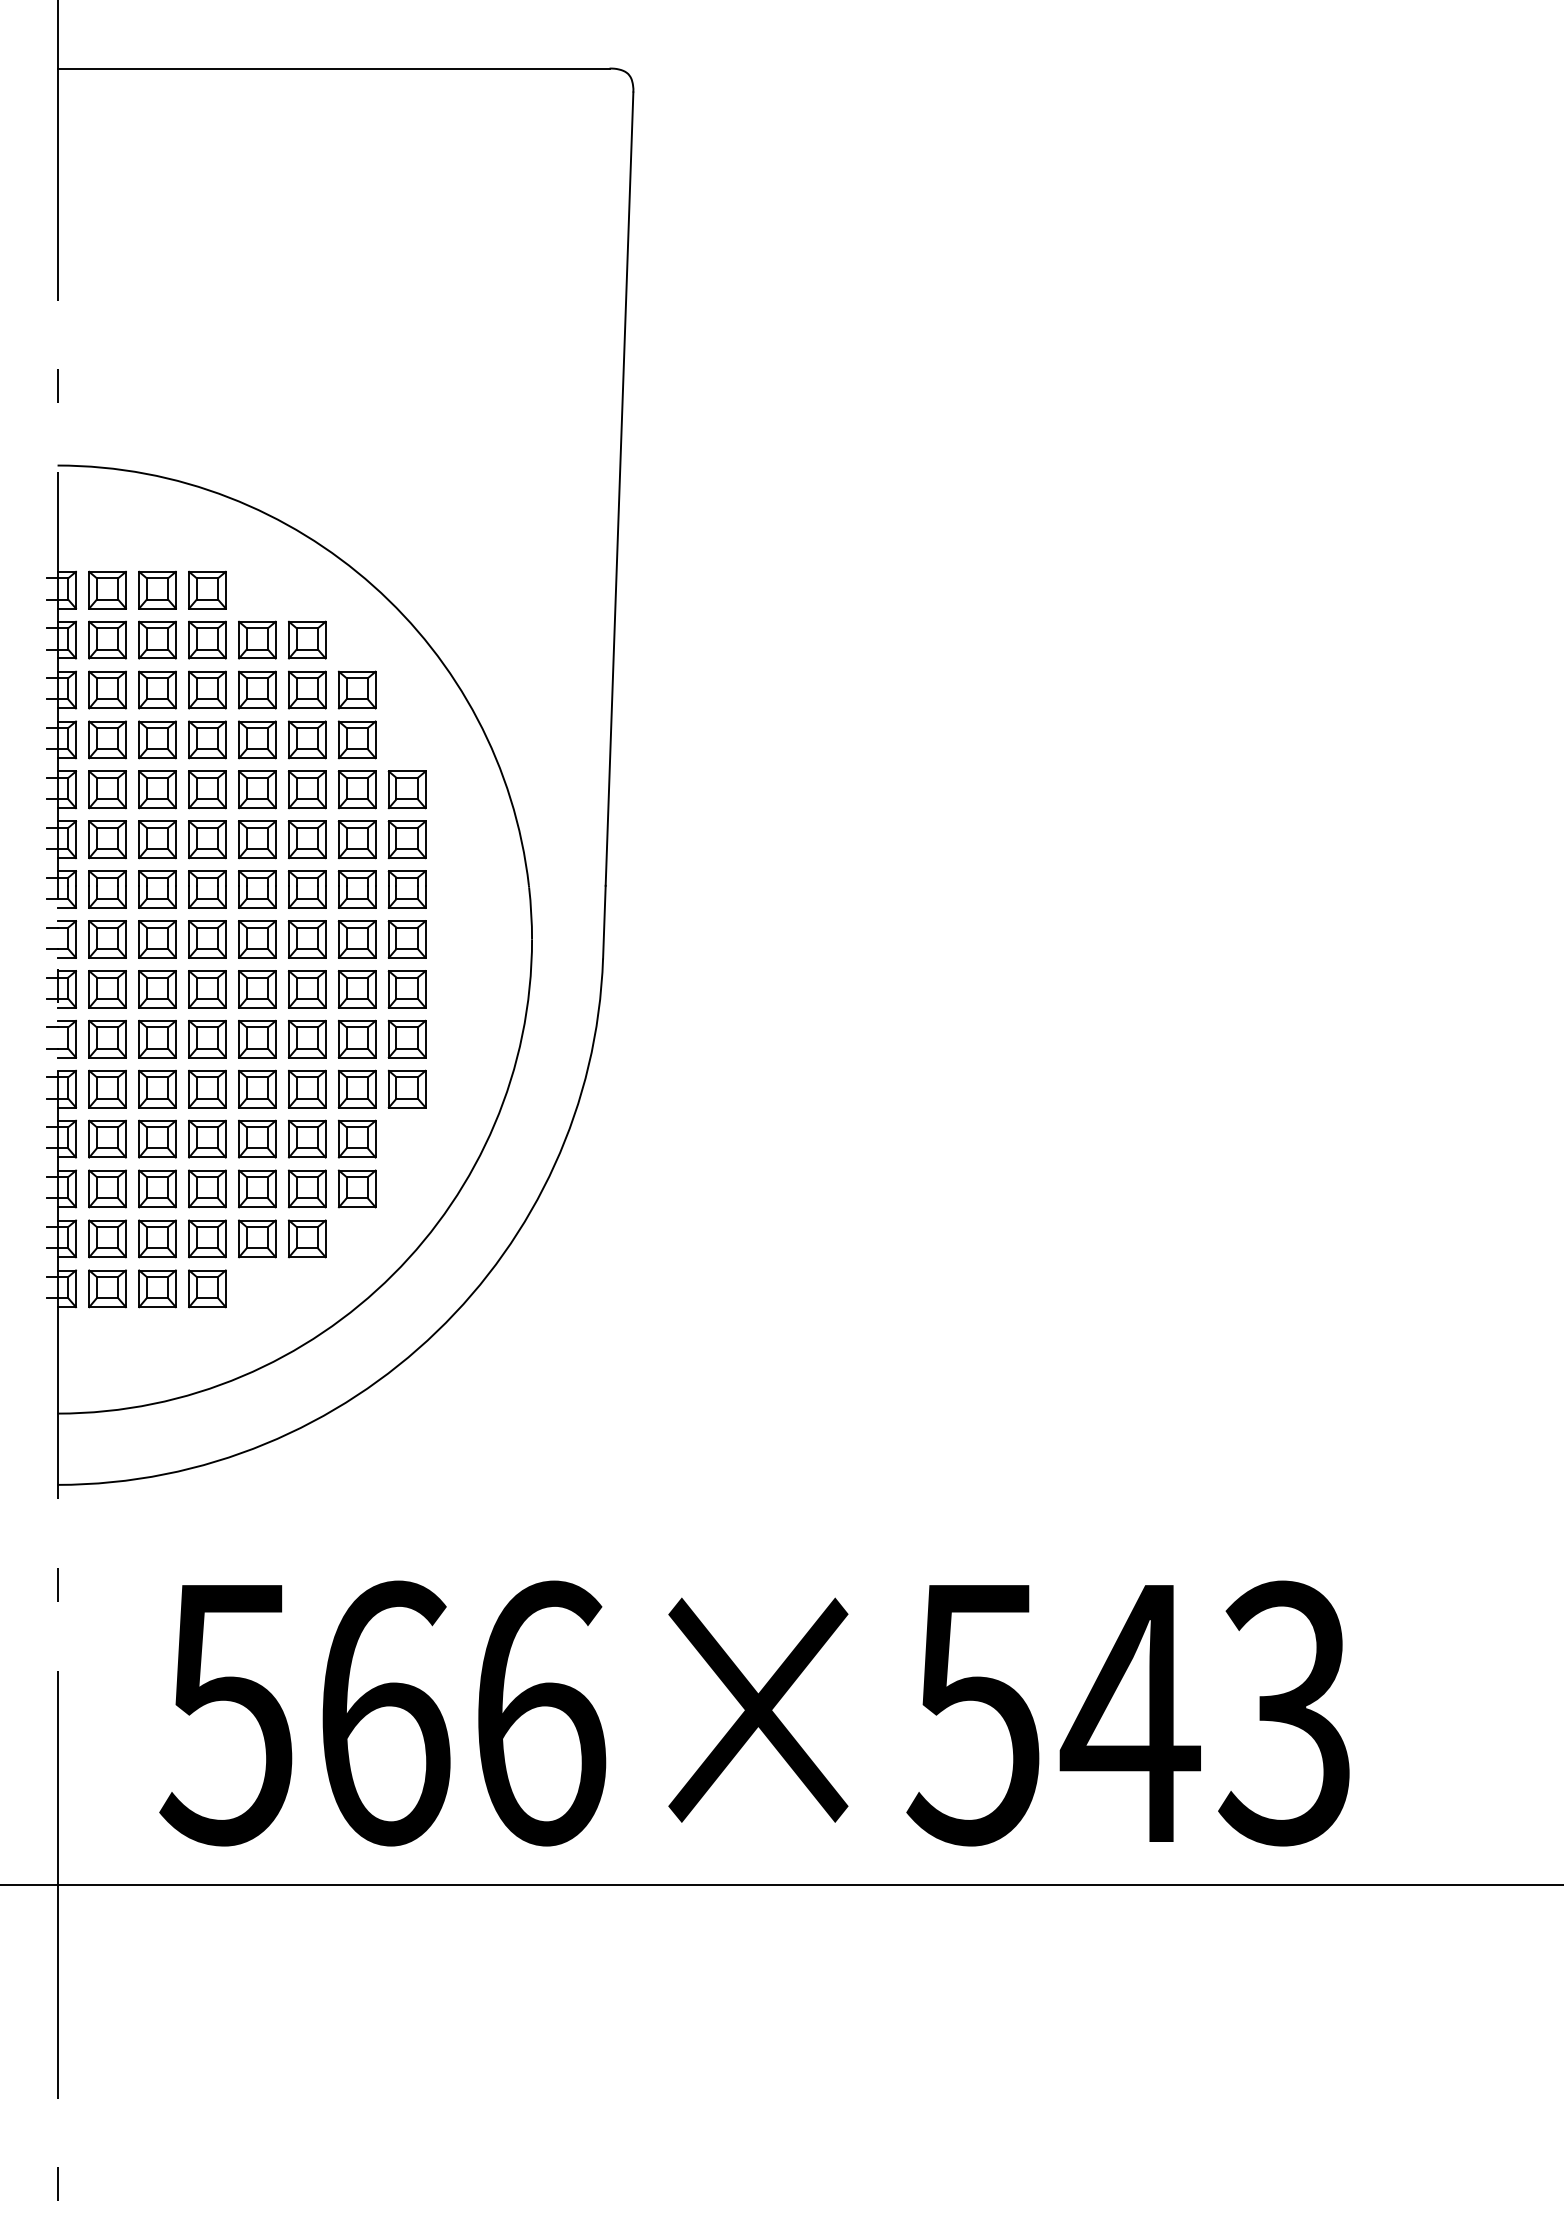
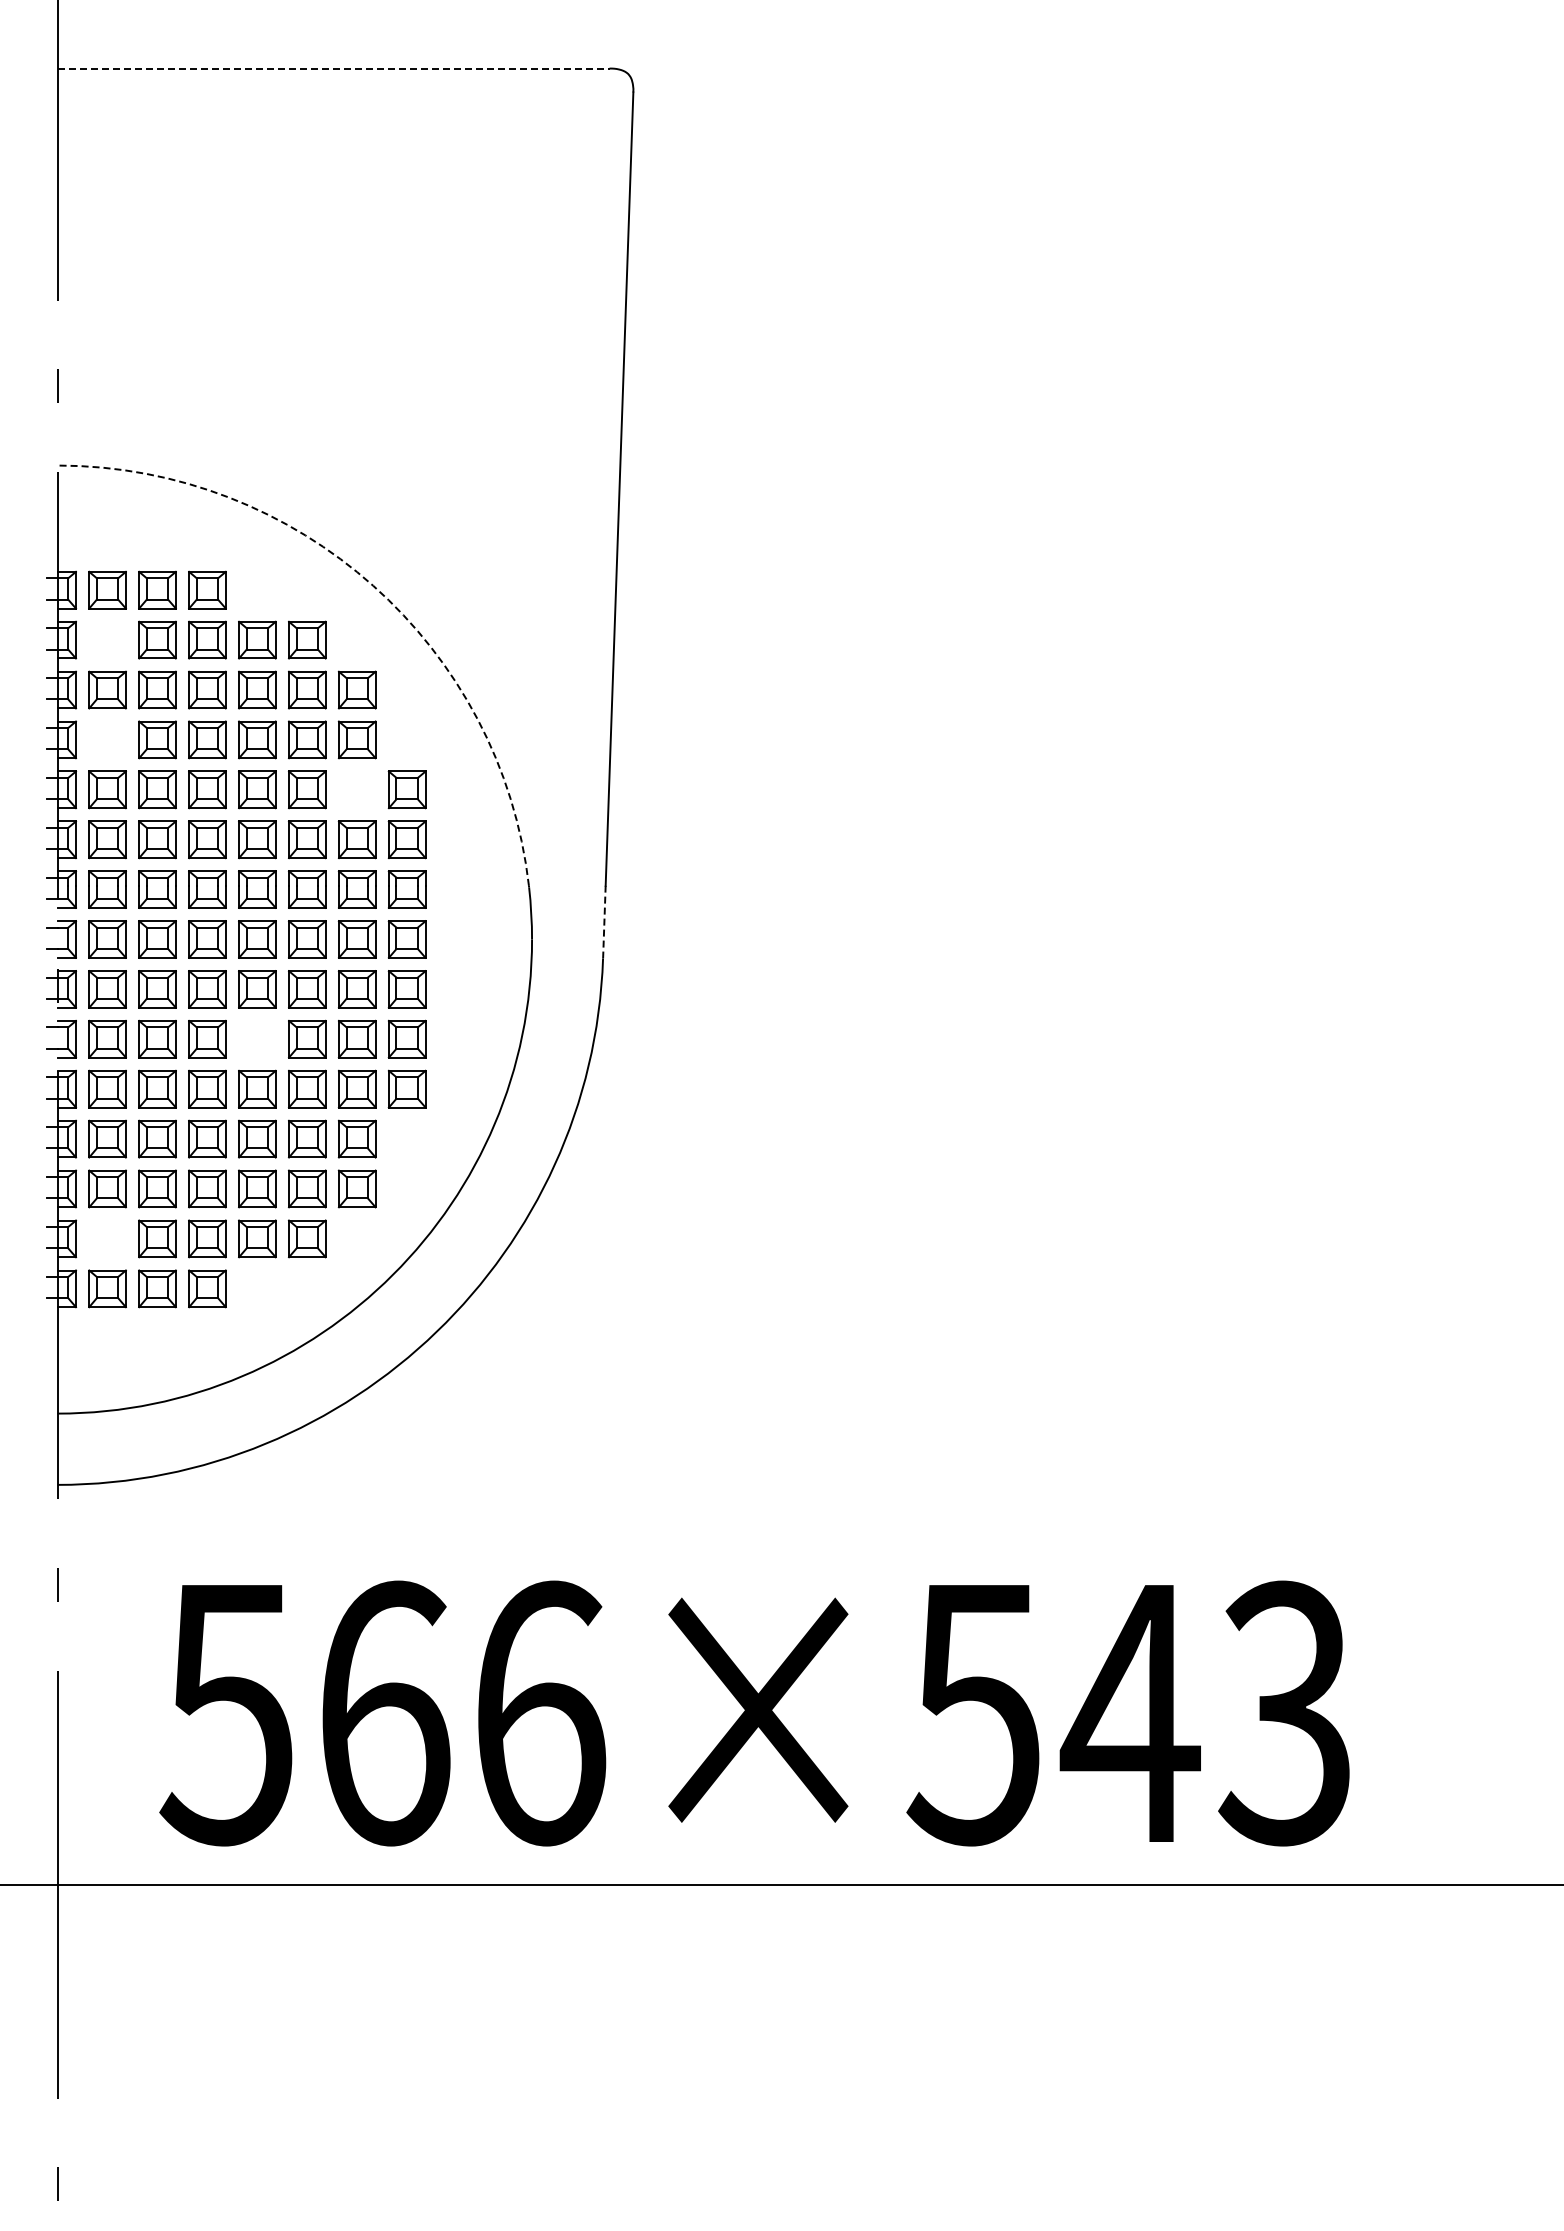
line: solid -> dashed (333, 68)
arc: solid -> dashed (373, 585)
part: present -> none (107, 639)
part: present -> none (107, 739)
part: present -> none (356, 789)
line: solid -> dashed (604, 921)
part: present -> none (257, 1038)
part: present -> none (107, 1238)
